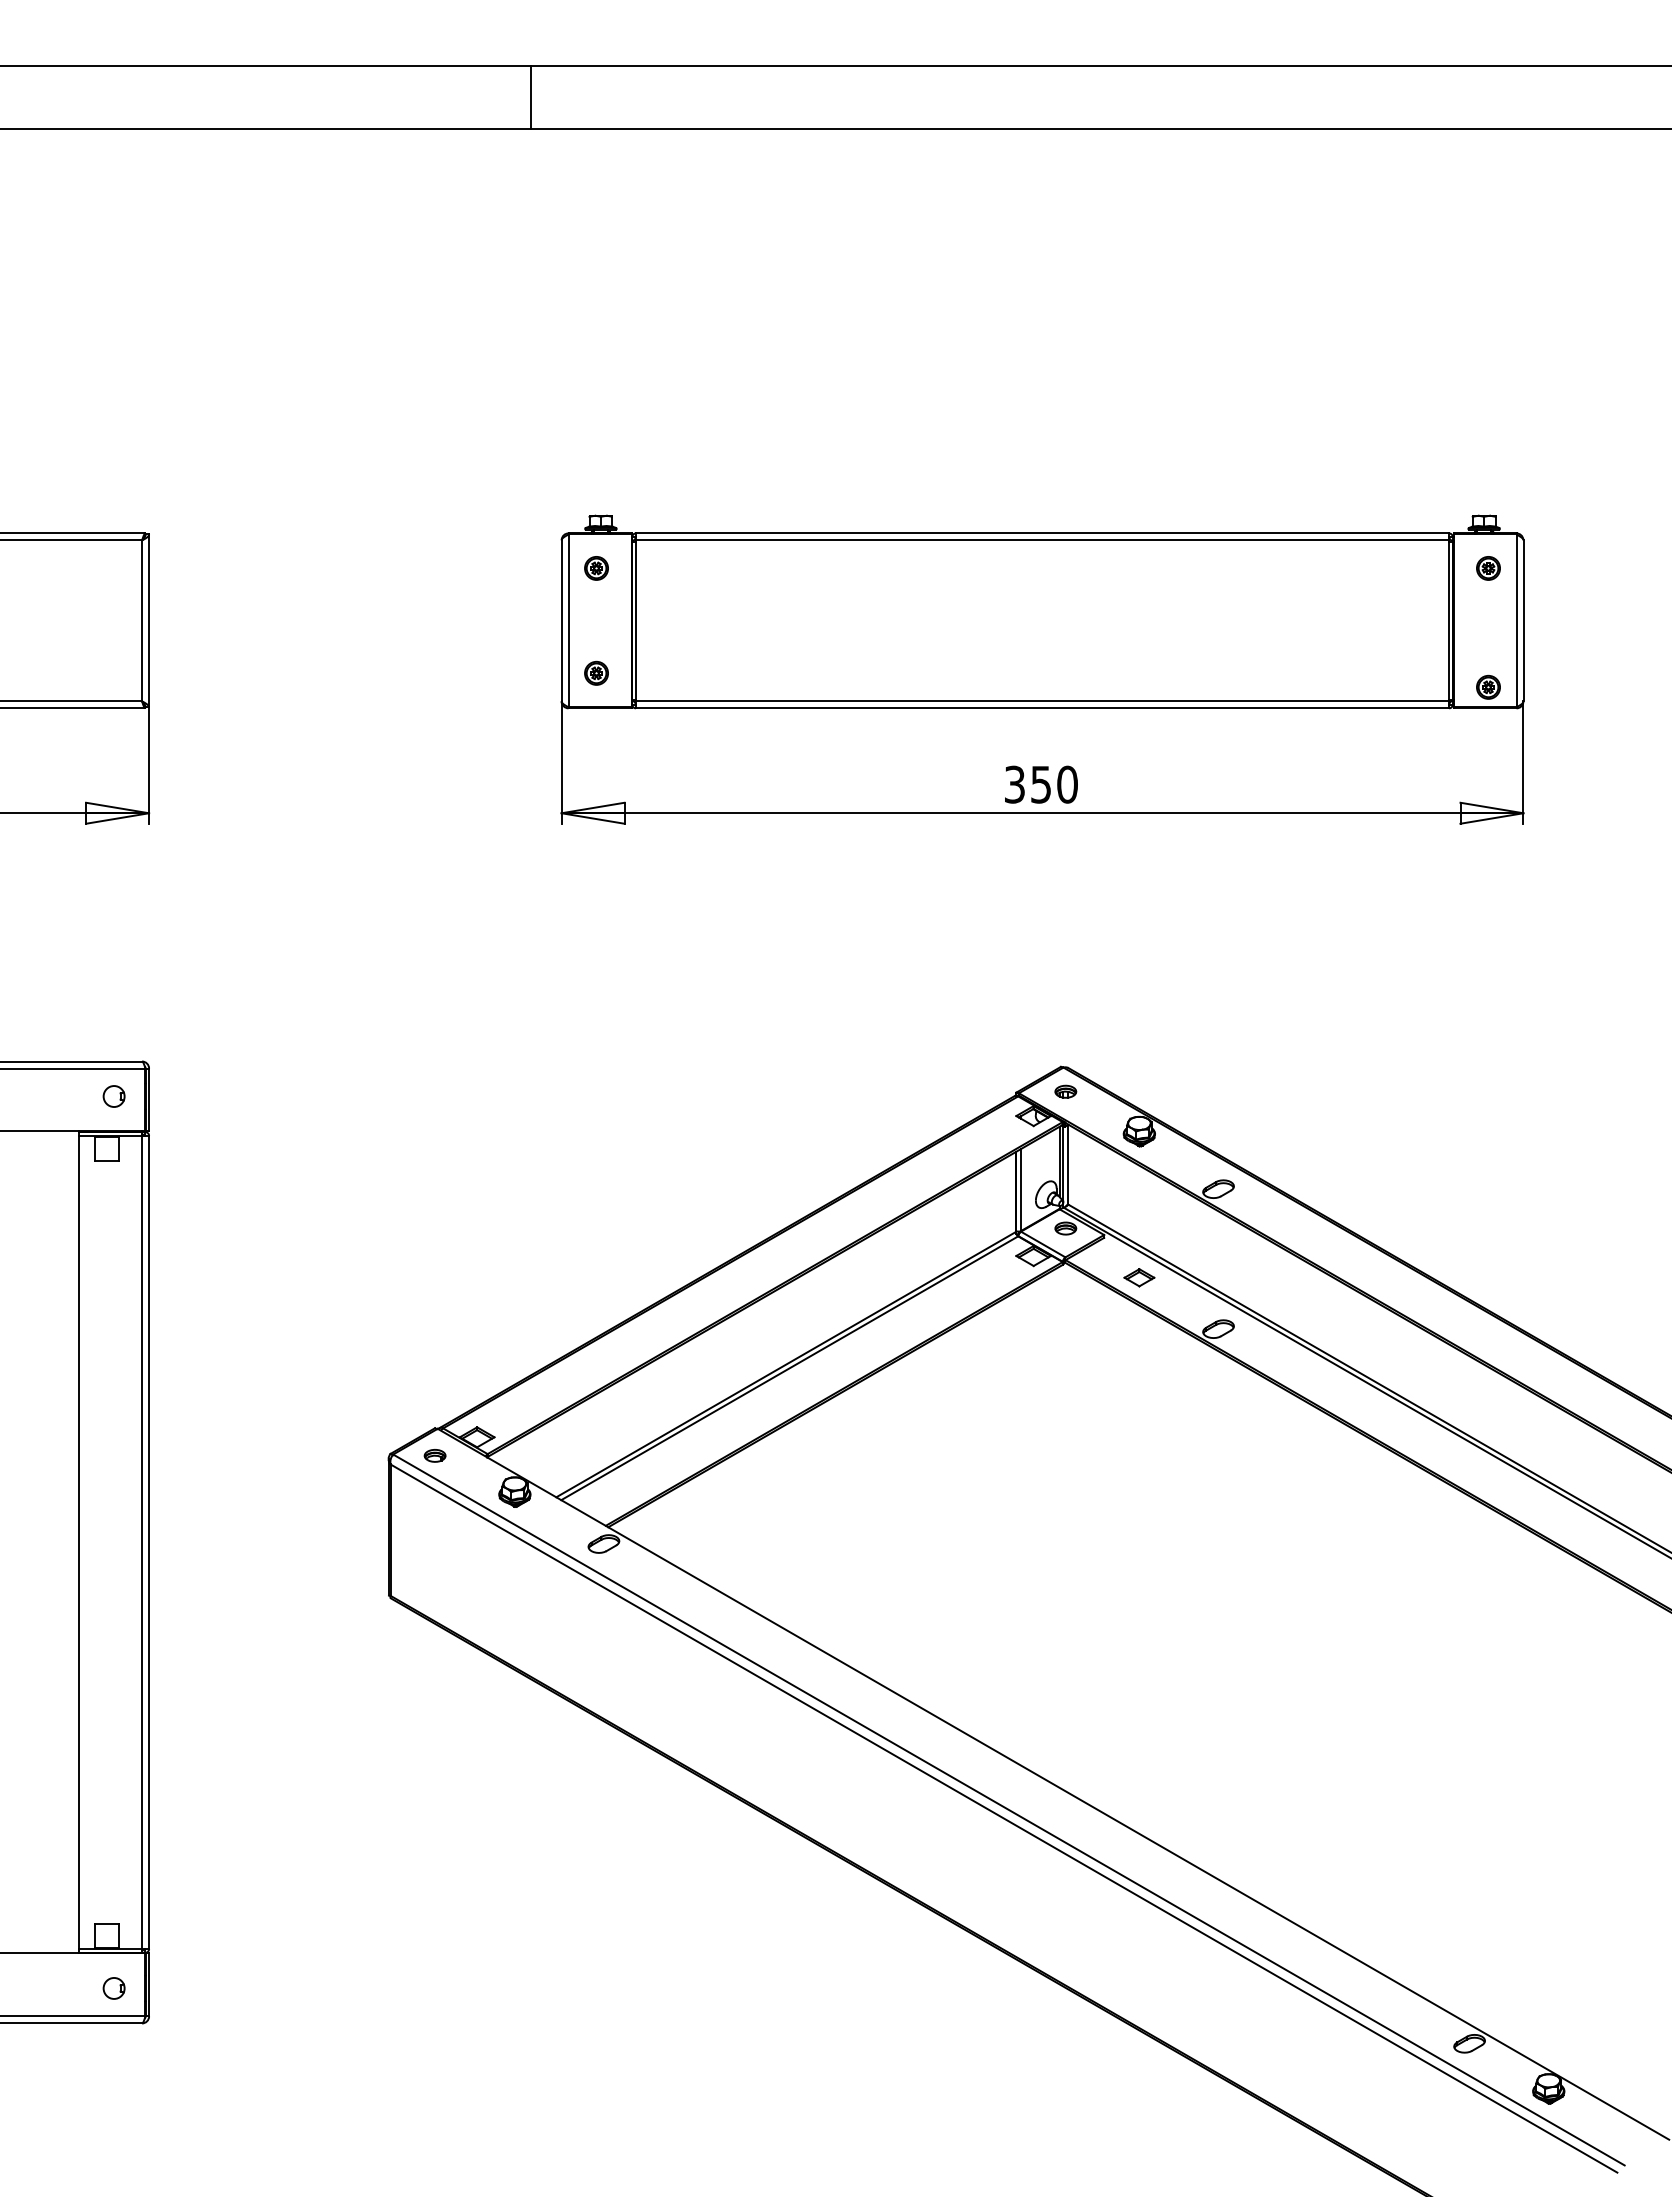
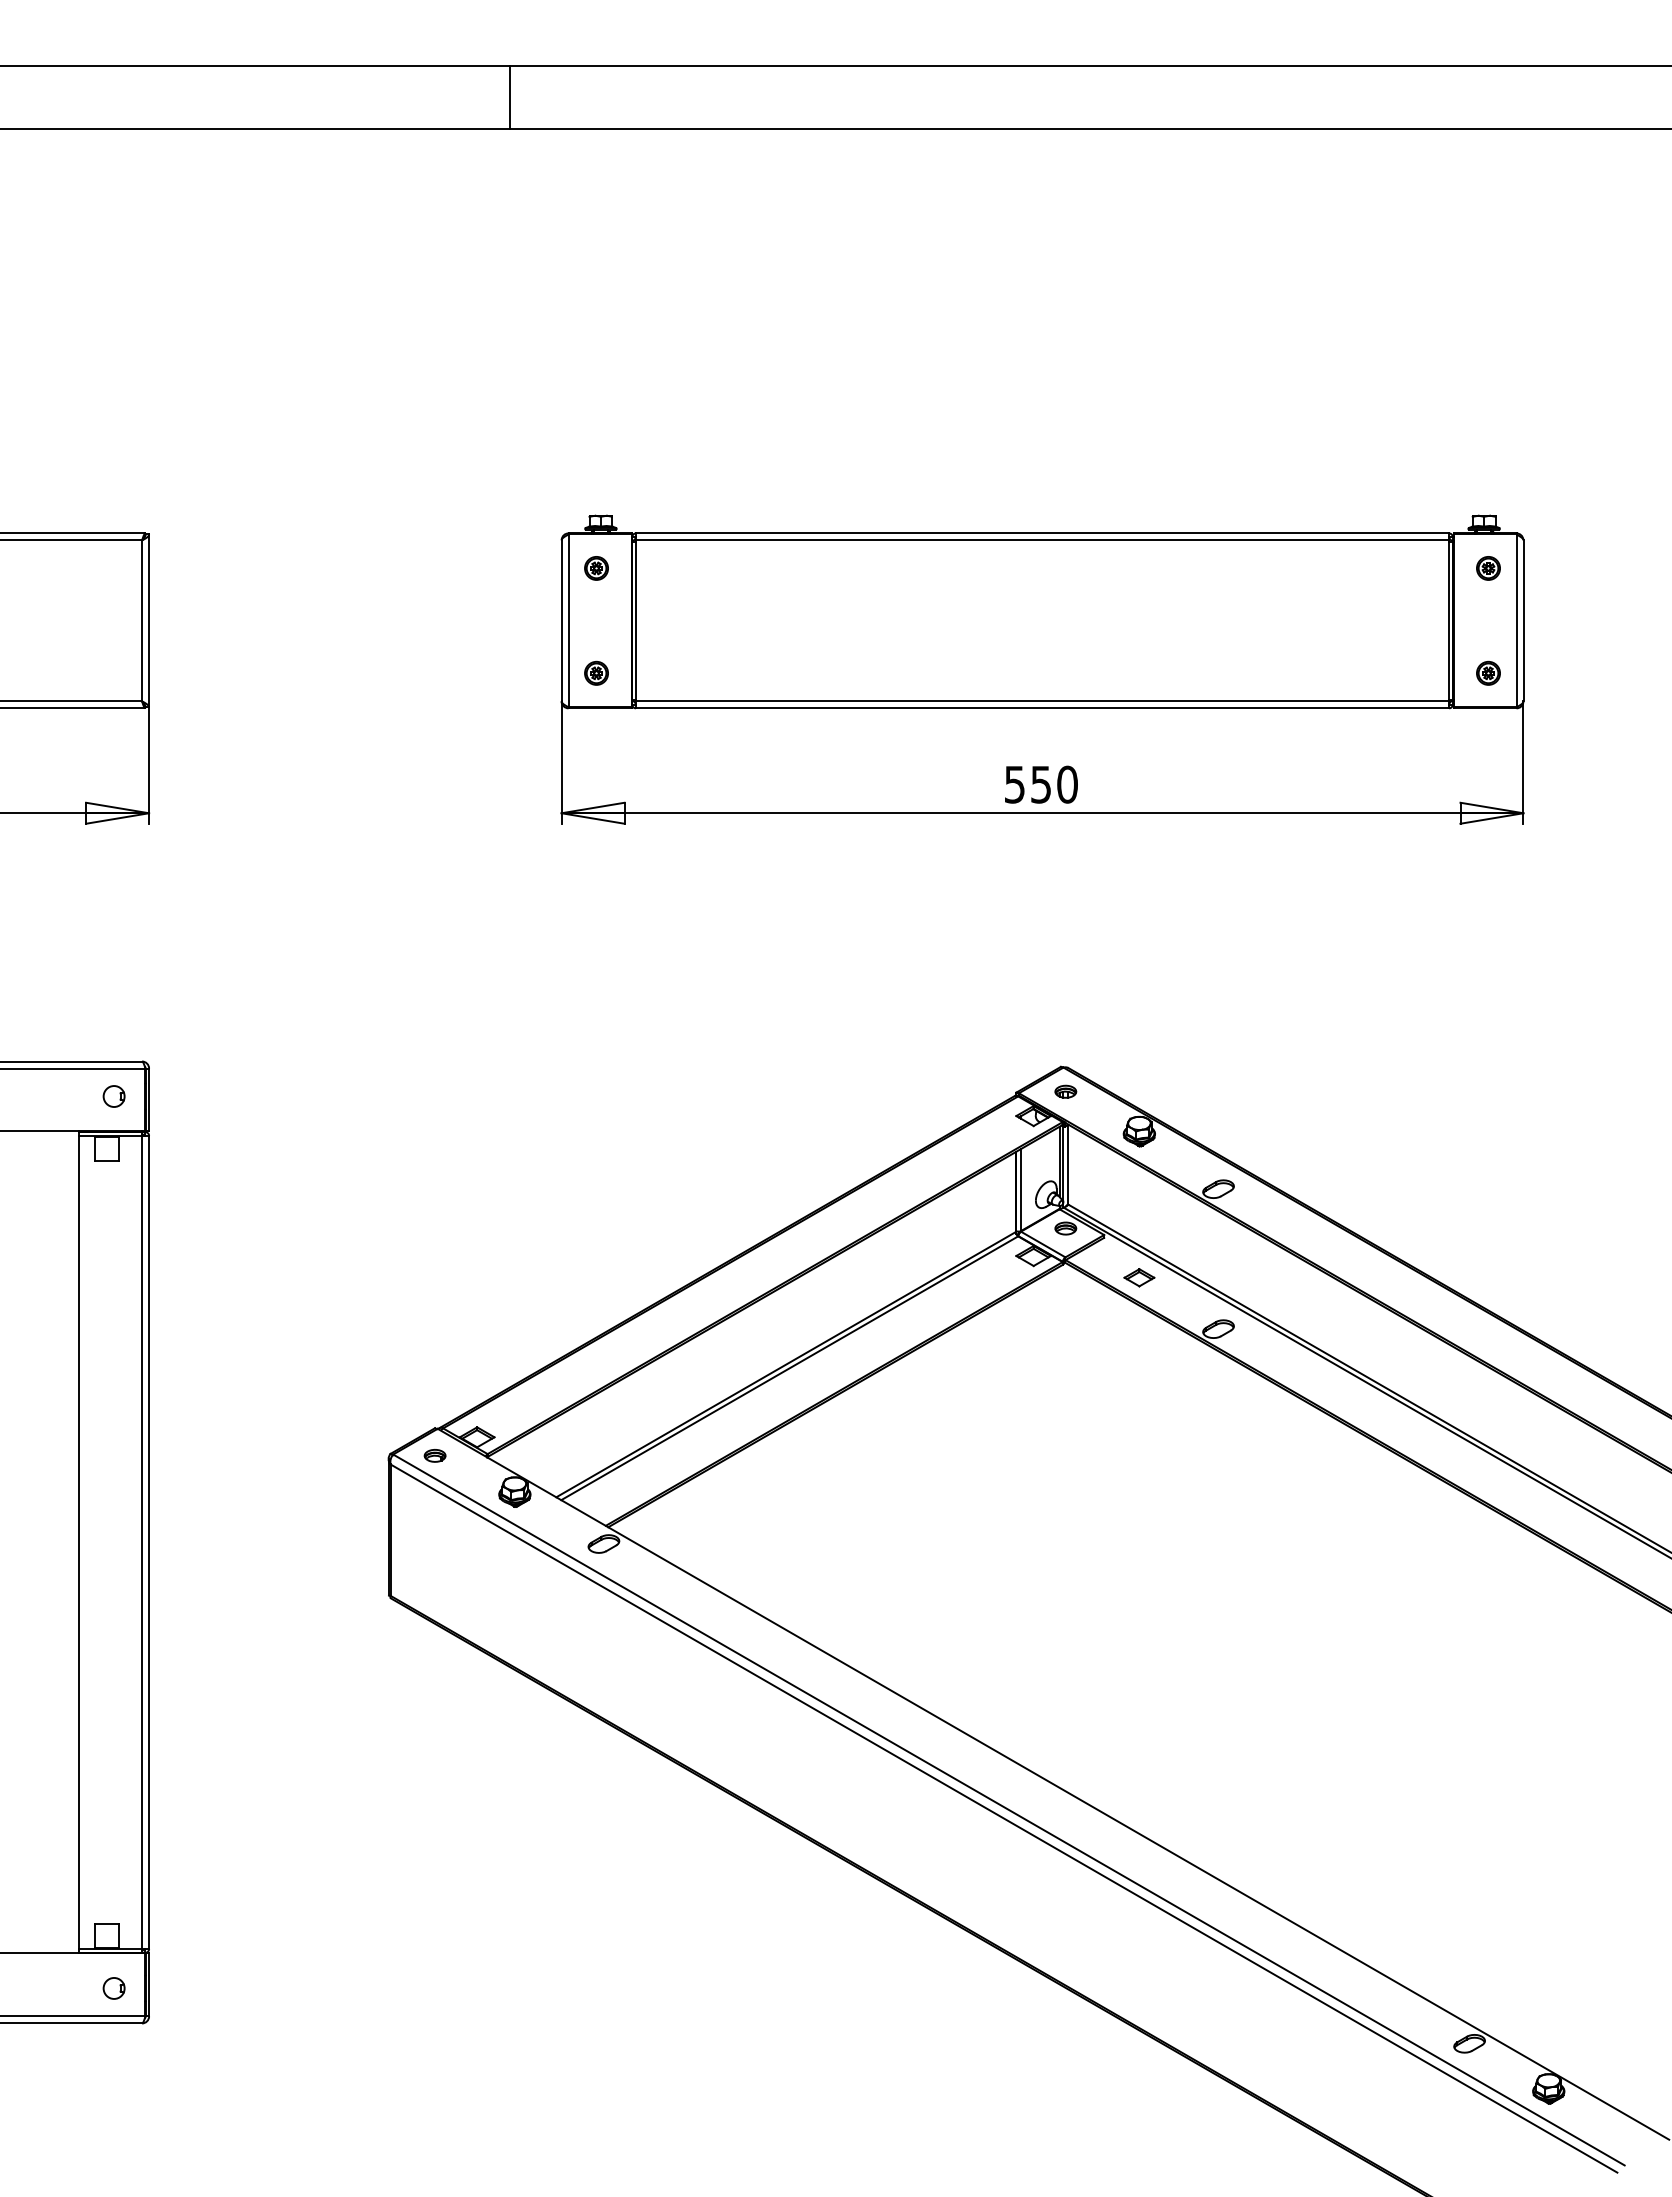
line position: (530, 96) -> (509, 96) (509, 96)
part position: (1488, 686) -> (1488, 672) (1488, 672)
text: 350 -> 550 (1014, 783)
